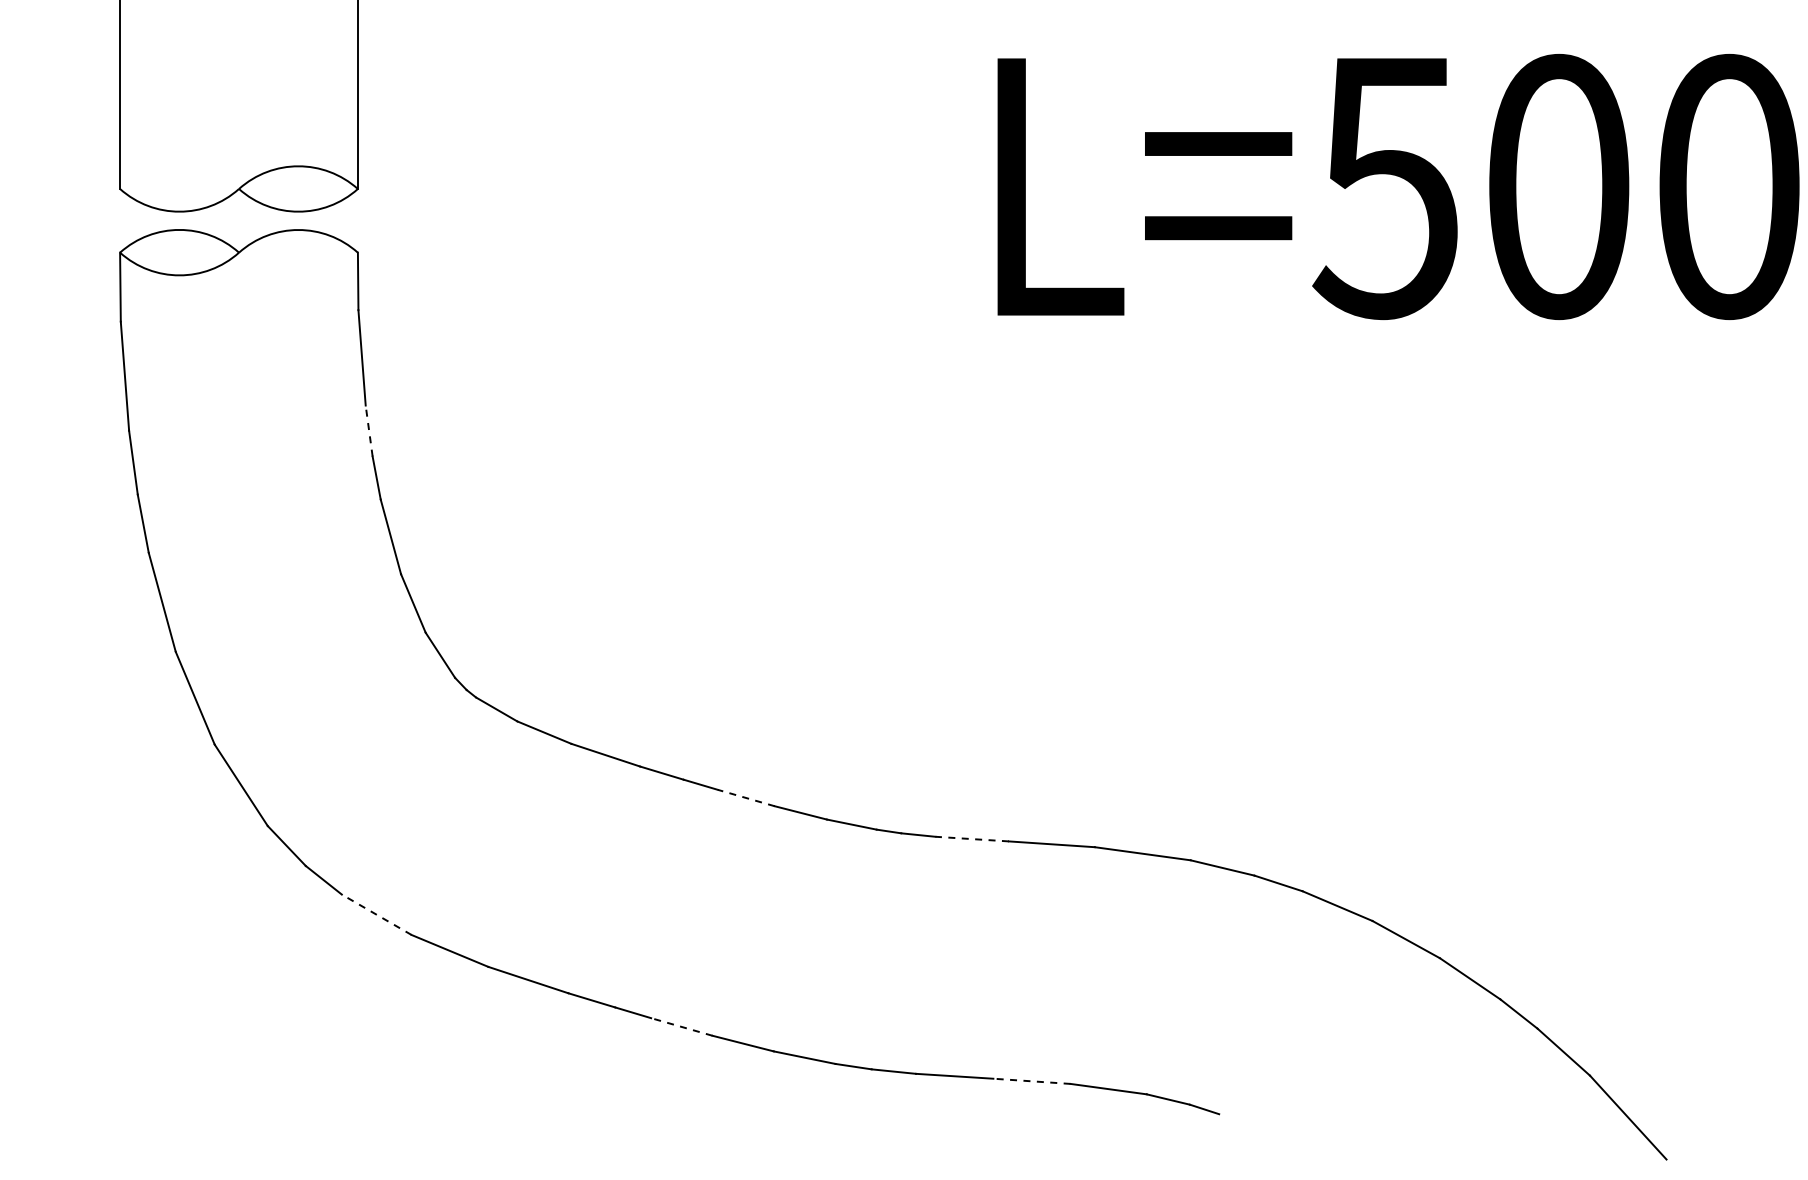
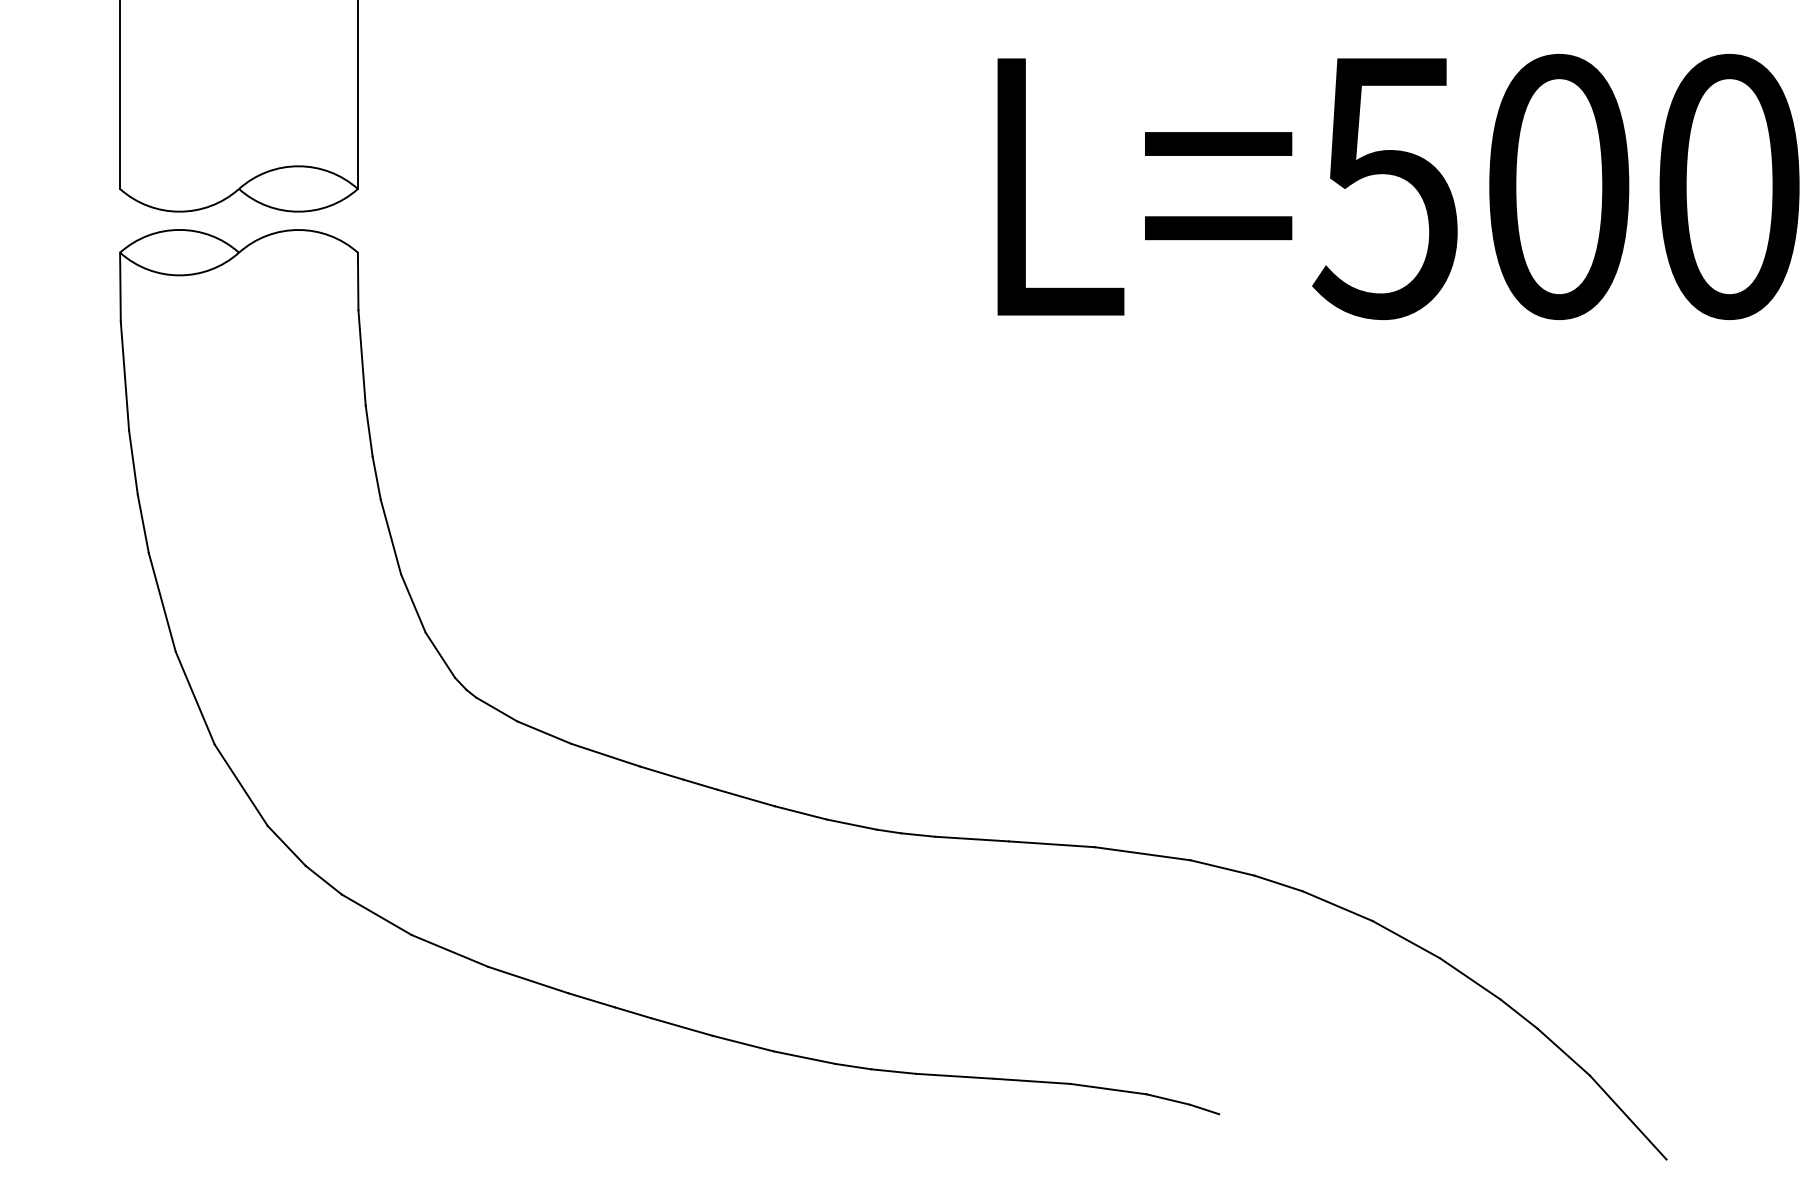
line: dashed -> solid (369, 431)
line: dashed -> solid (746, 798)
line: dashed -> solid (972, 839)
line: dashed -> solid (376, 914)
line: dashed -> solid (681, 1026)
line: dashed -> solid (1032, 1081)
